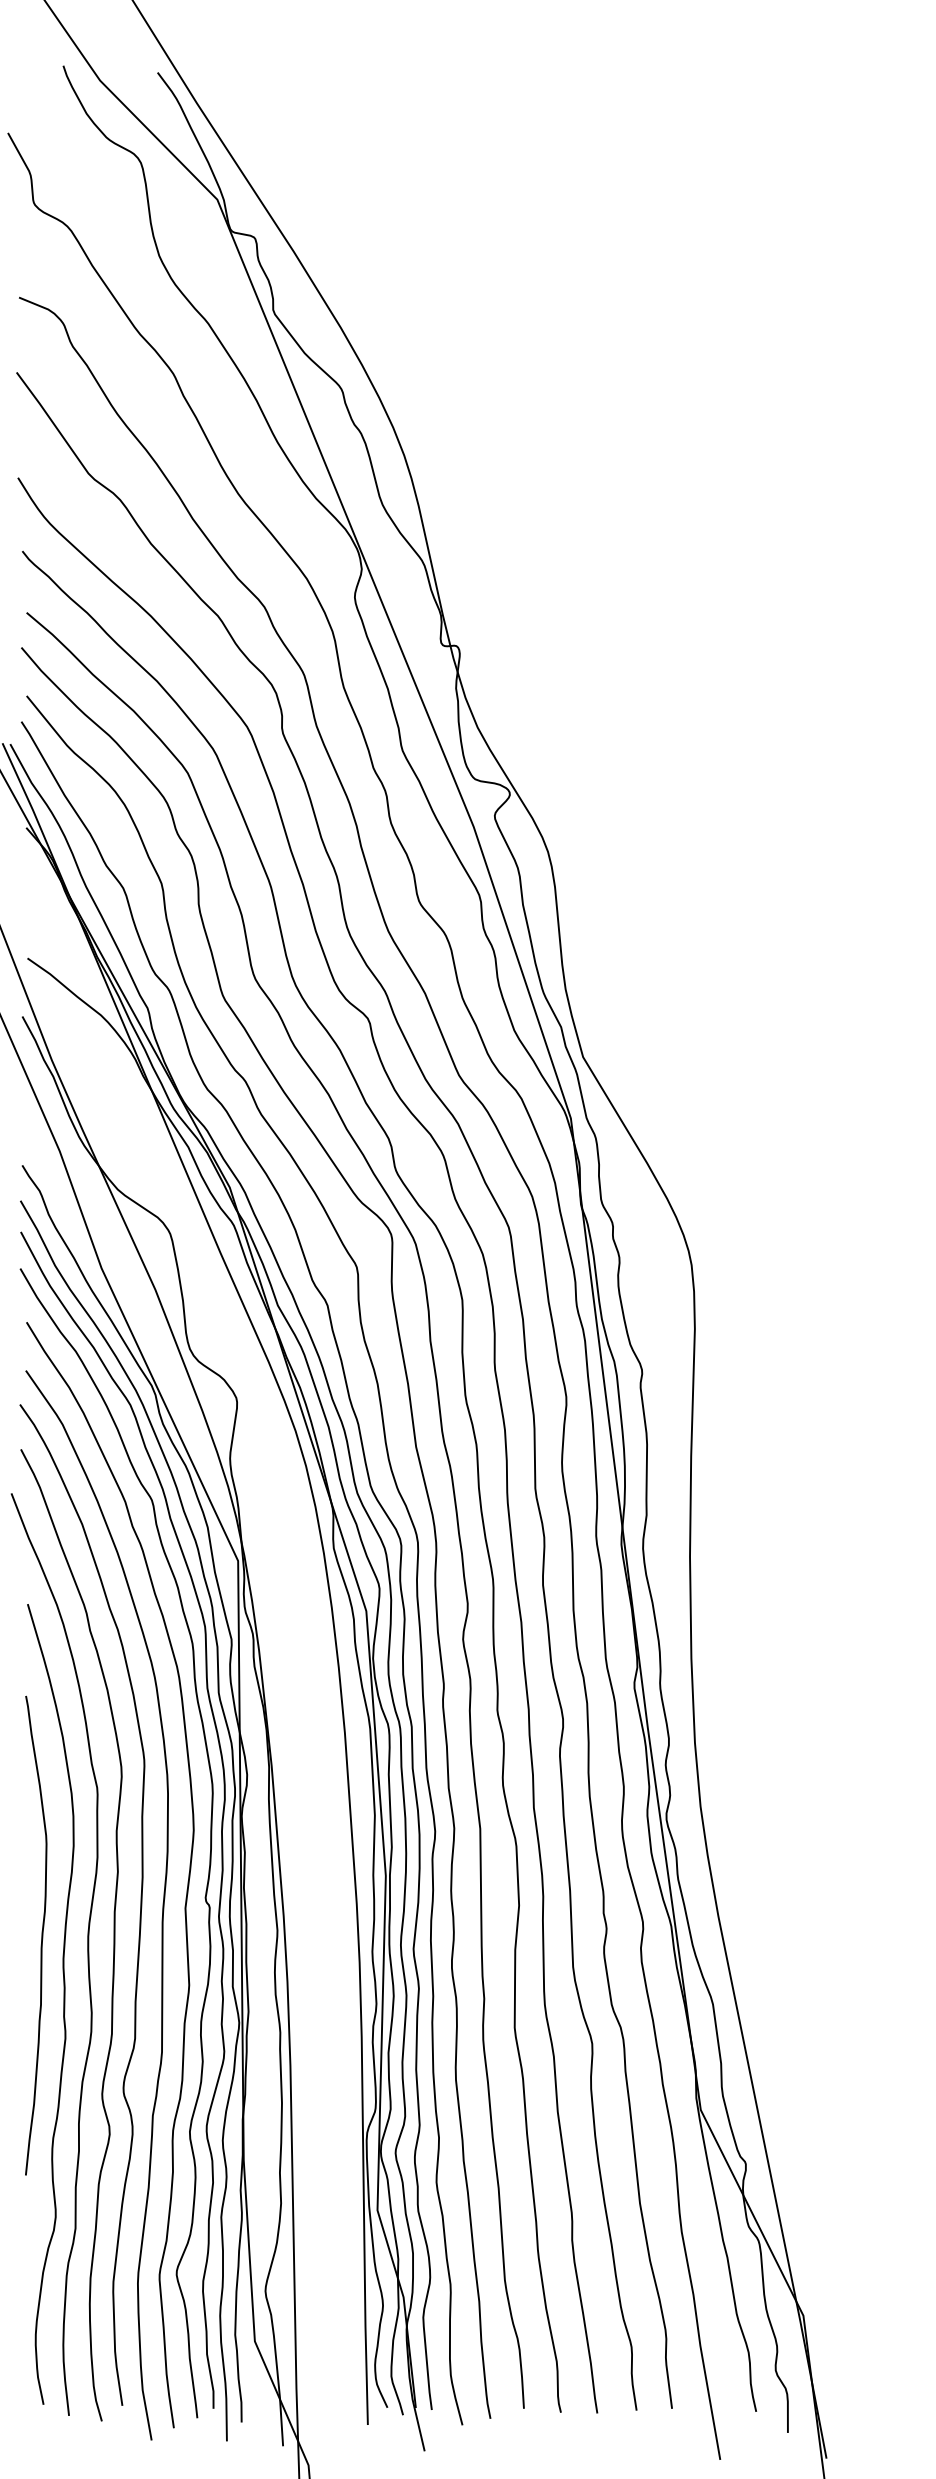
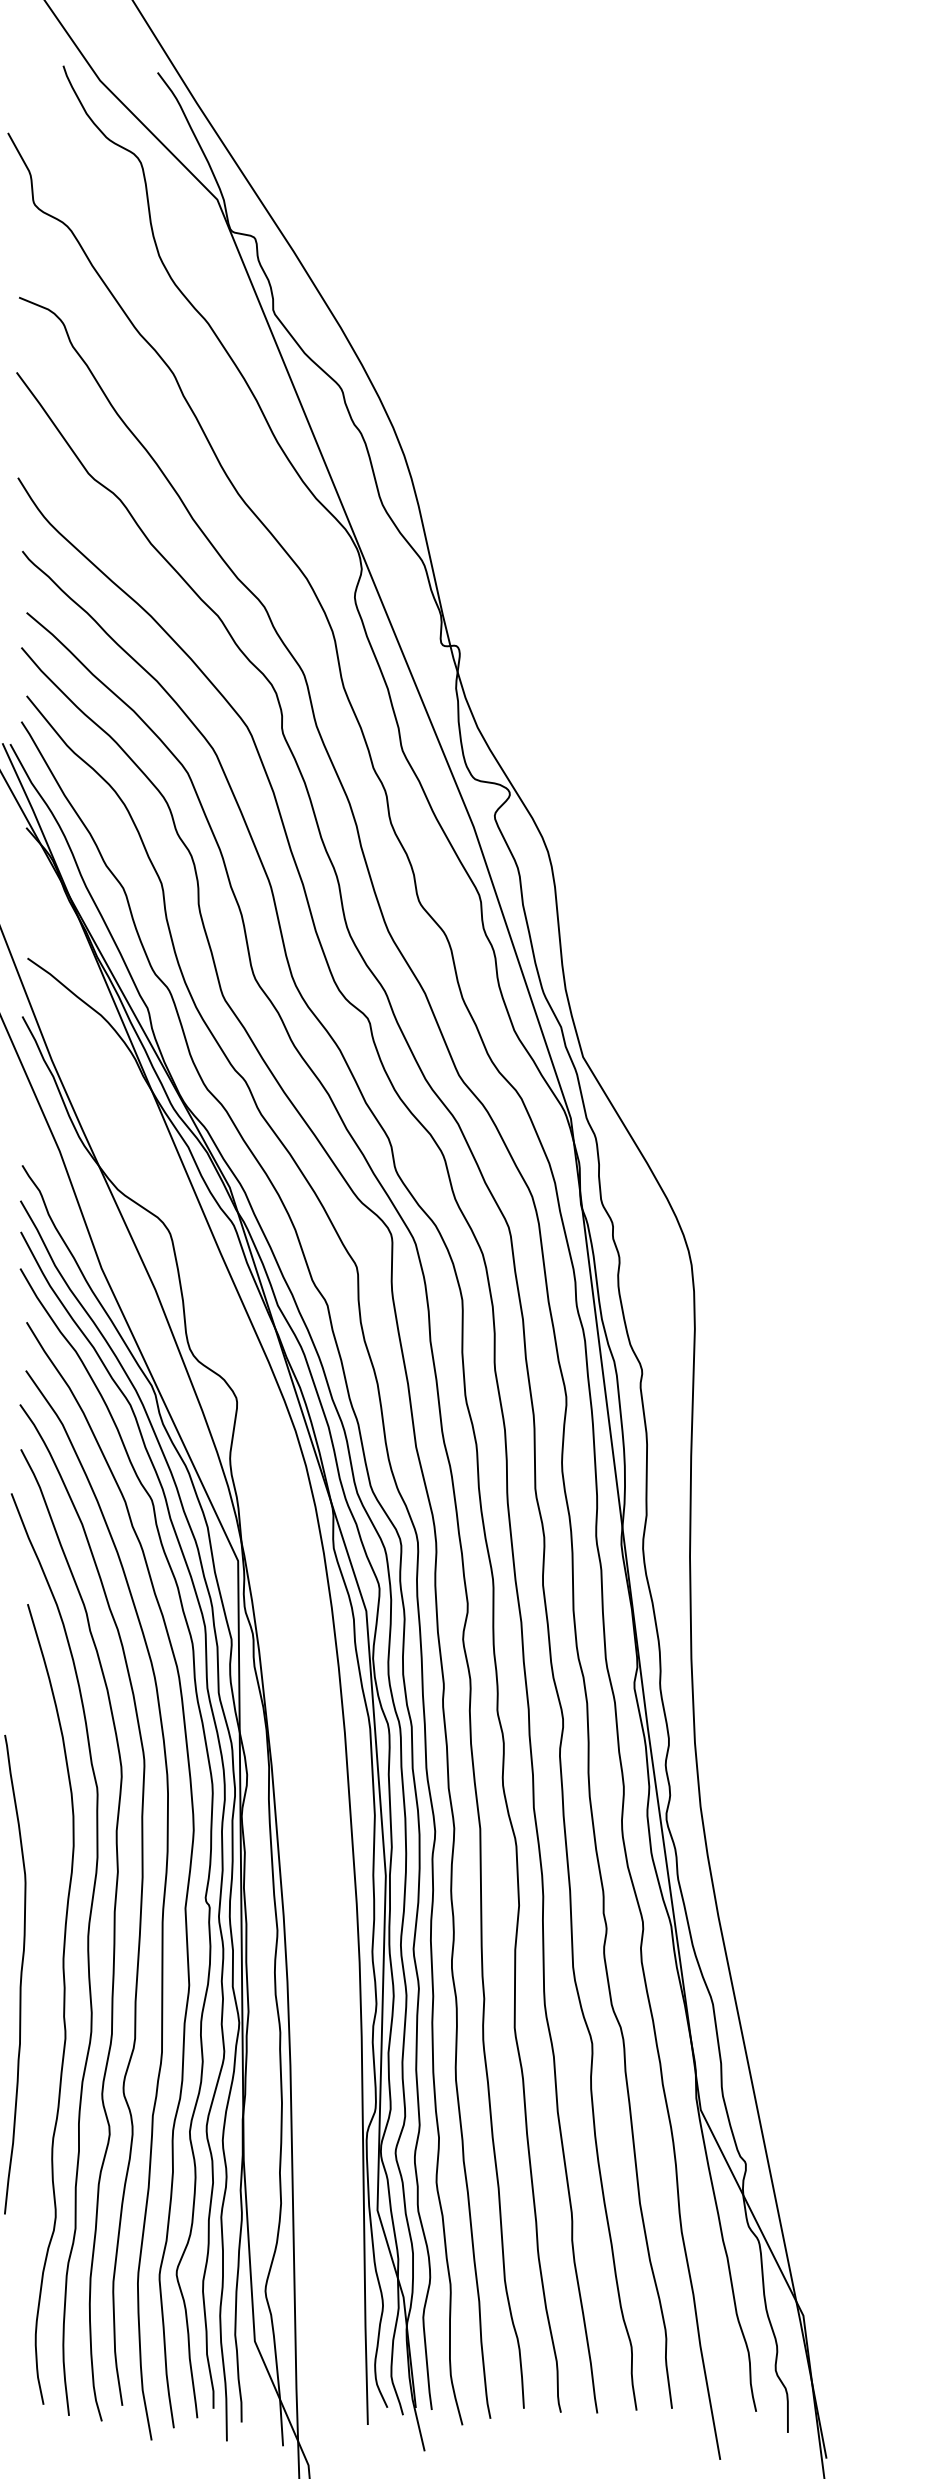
curve position: (41, 1935) -> (20, 1974) (20, 1974)
